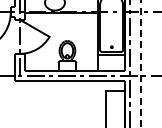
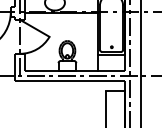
line: dashed -> solid (140, 64)
